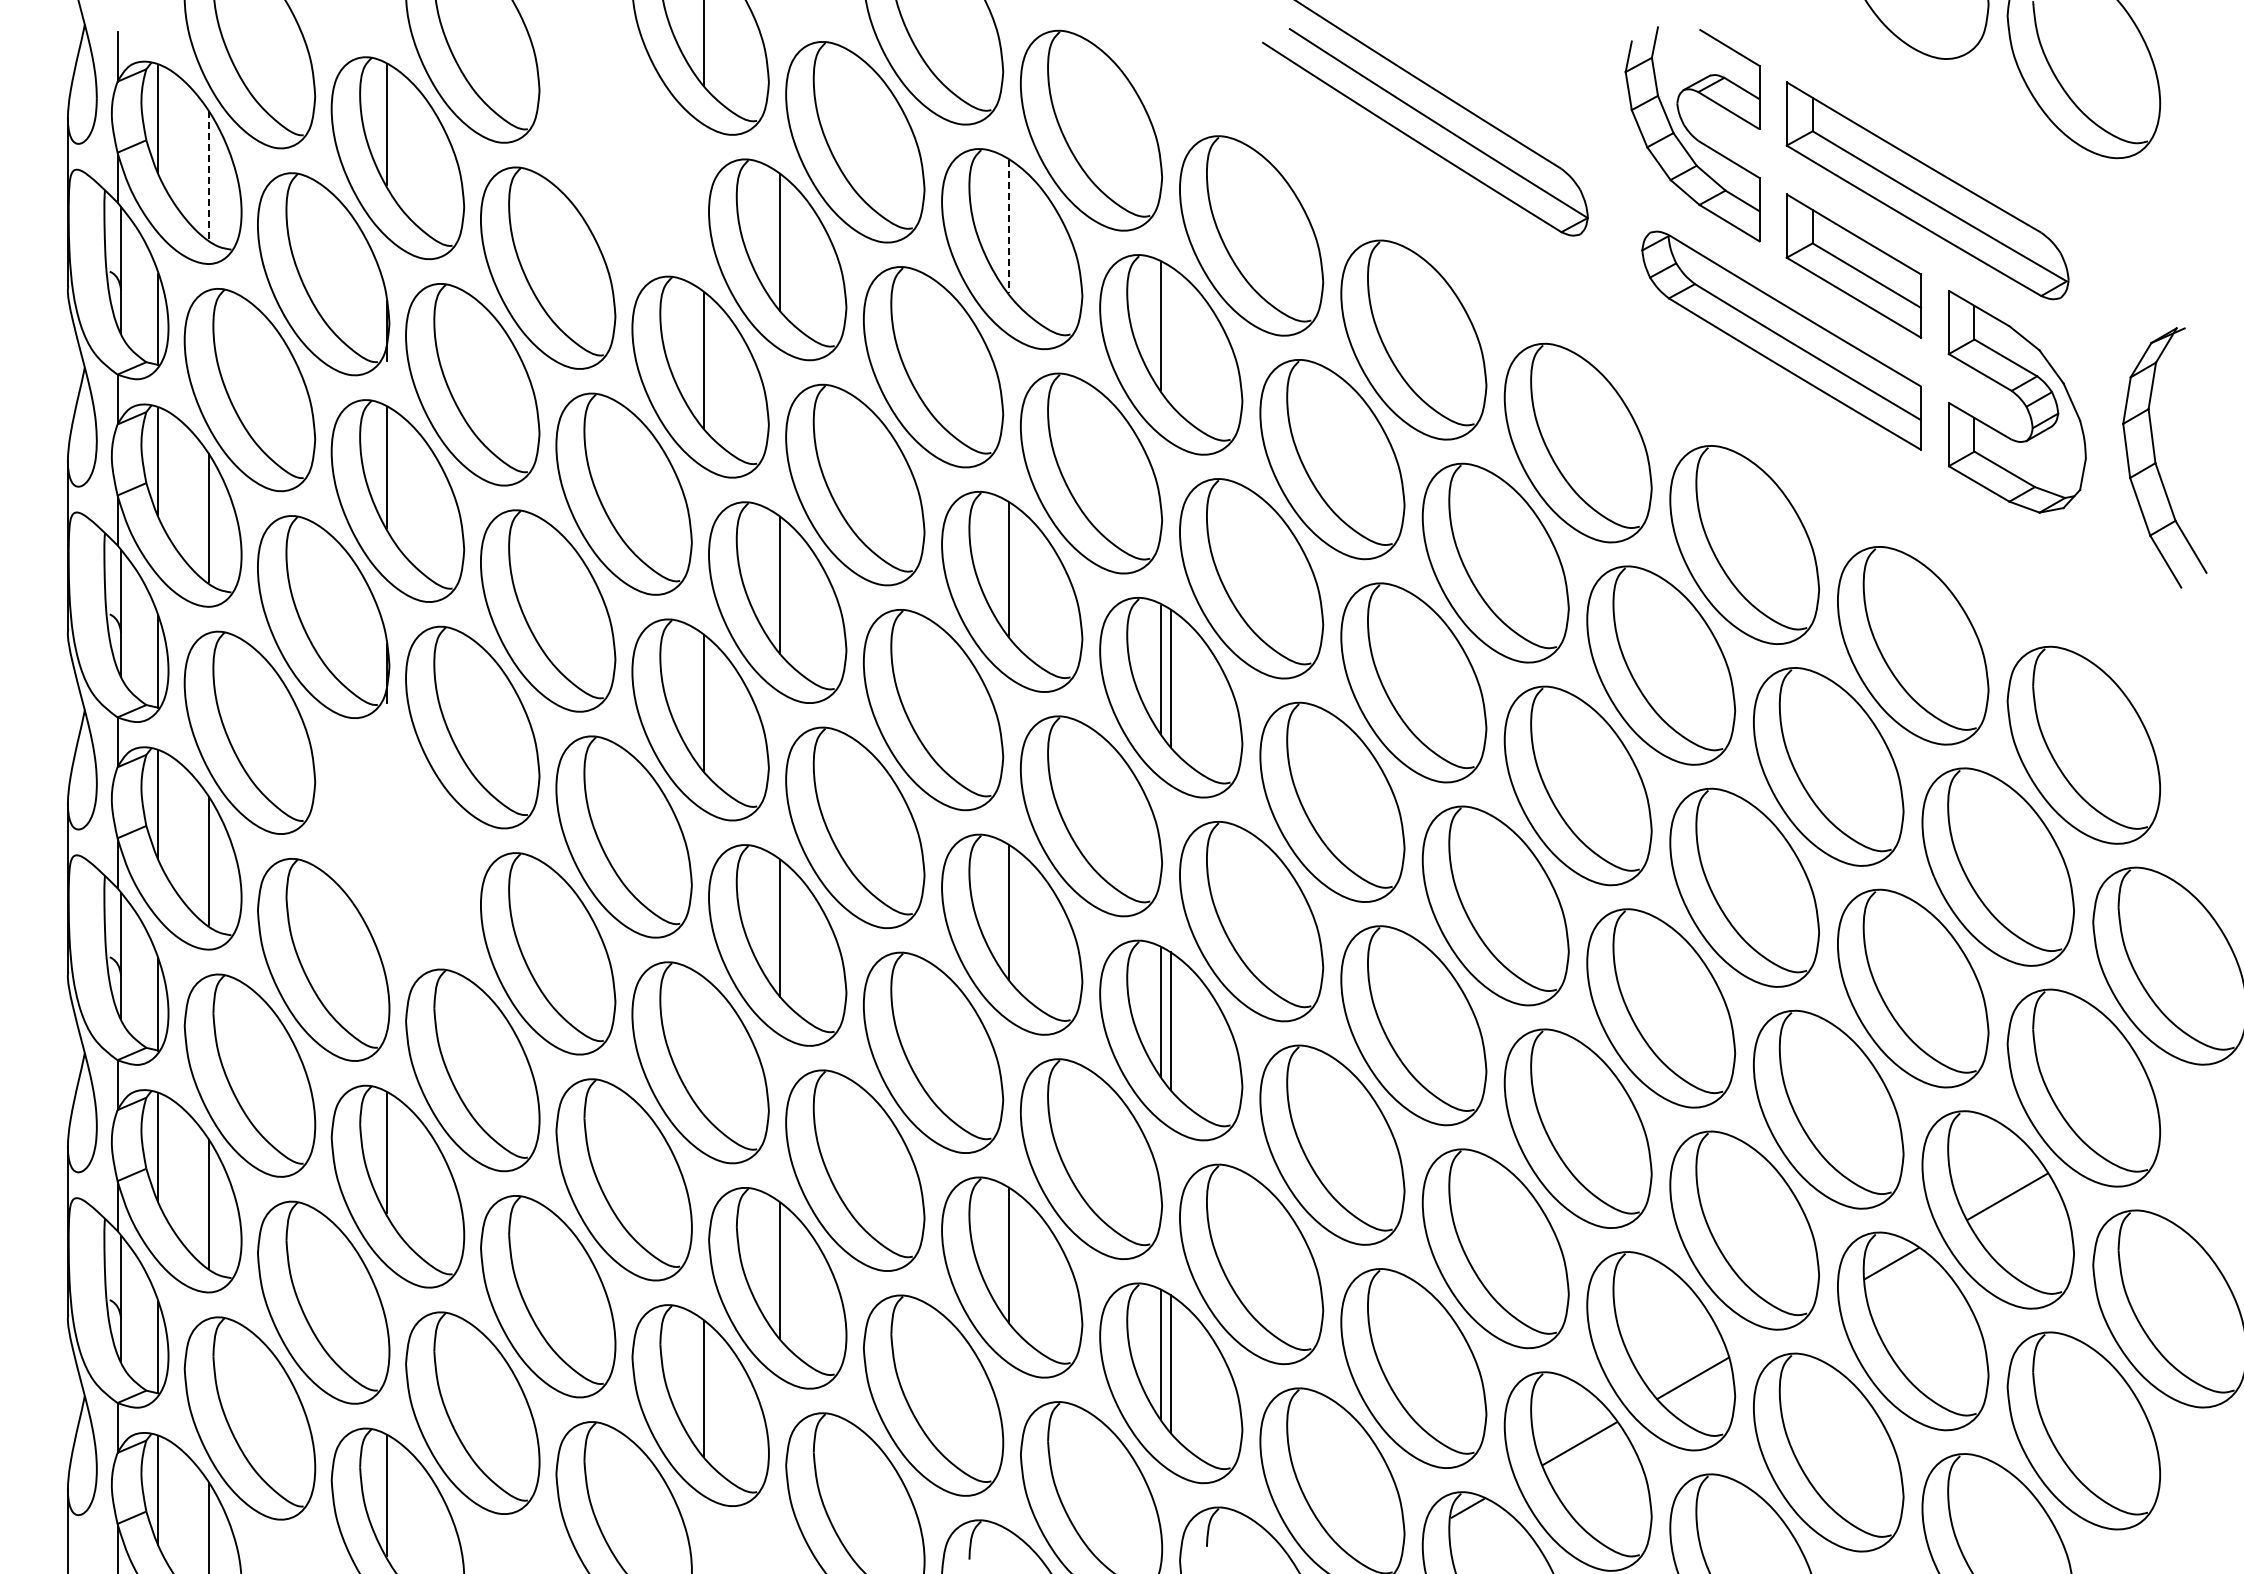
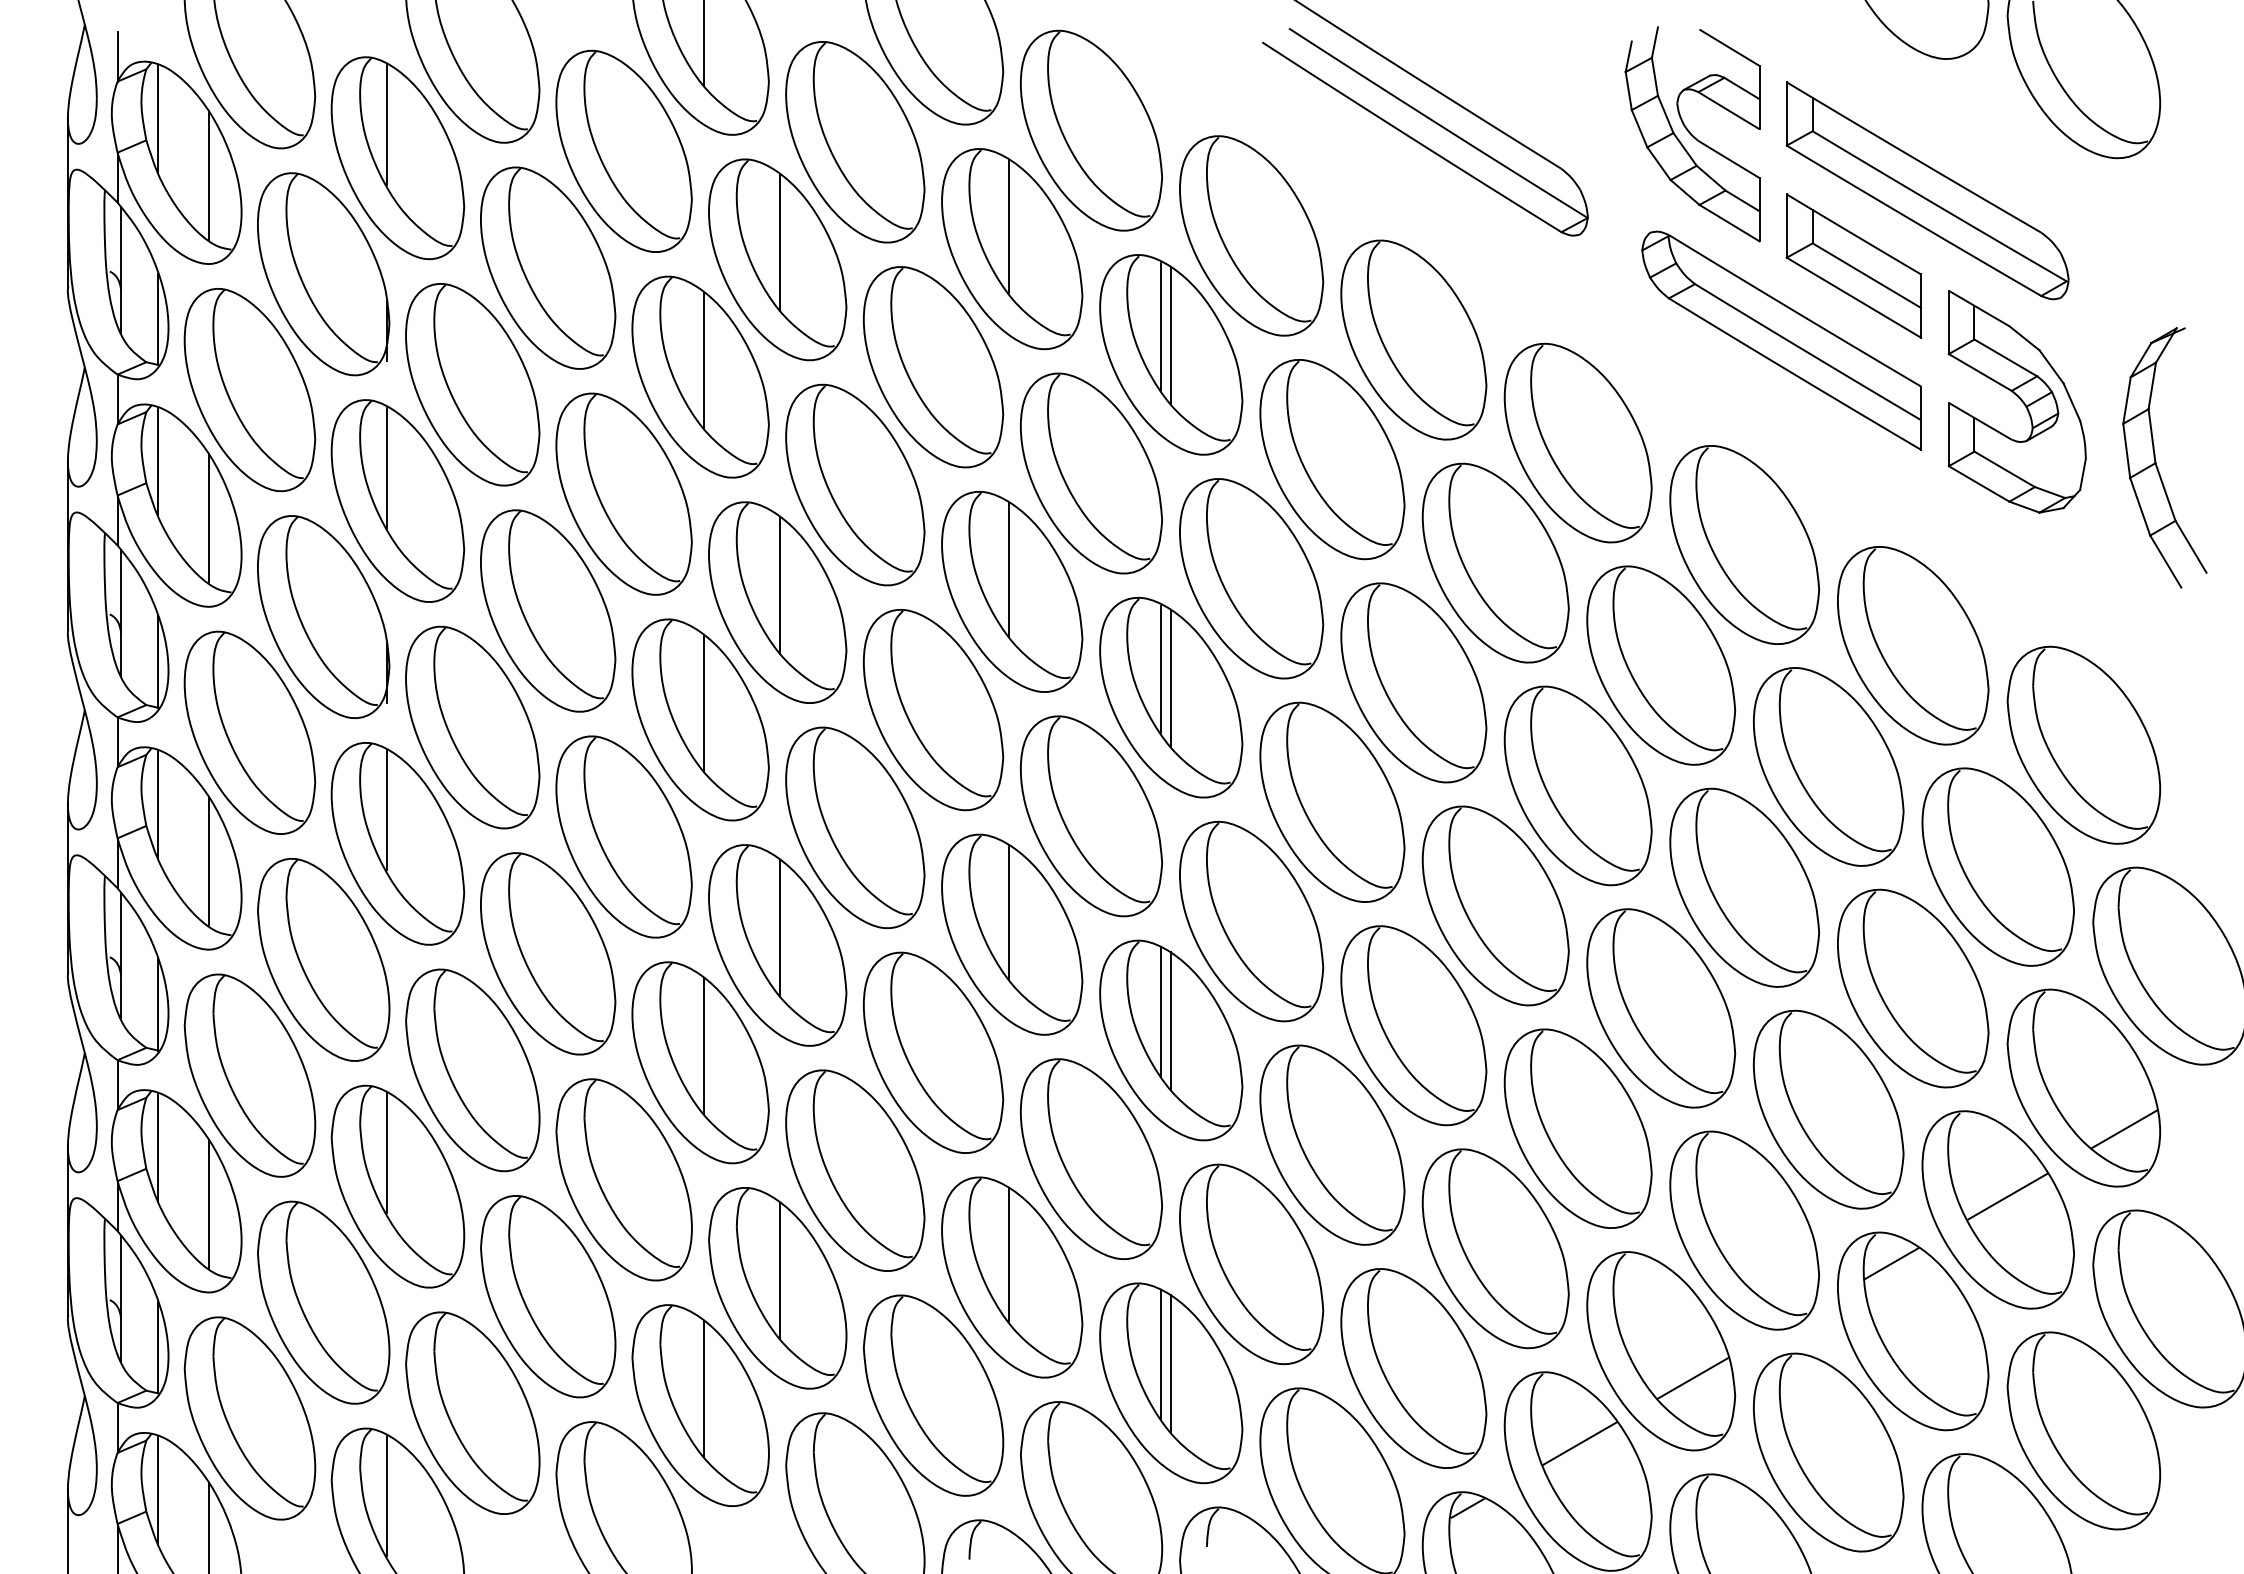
part: none -> present (623, 150)
line: dashed -> solid (208, 175)
line: dashed -> solid (1008, 226)
line: none -> present (1170, 335)
part: none -> present (397, 843)
line: none -> present (703, 1046)
line: none -> present (2124, 1129)
